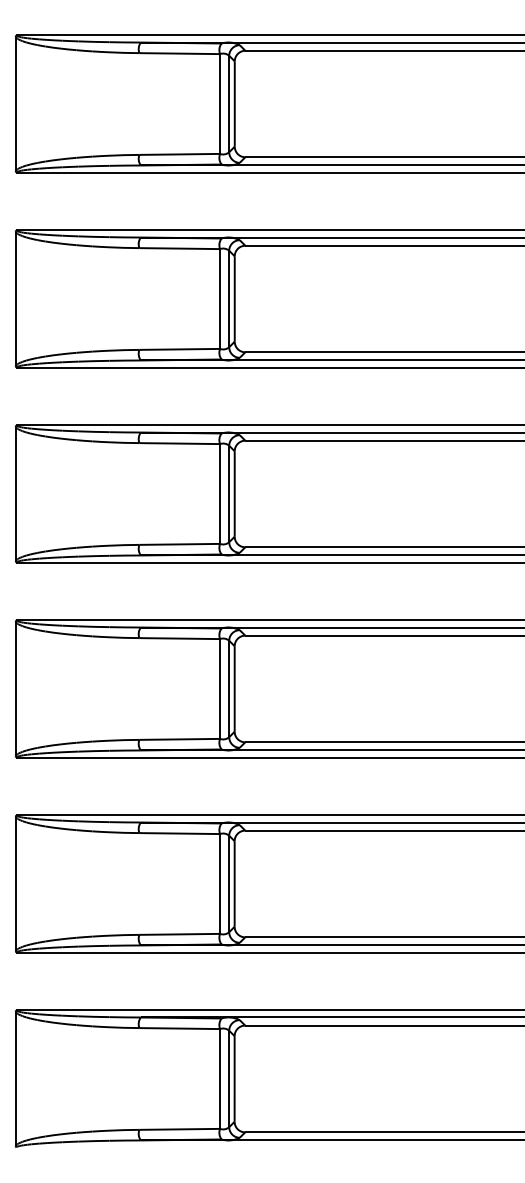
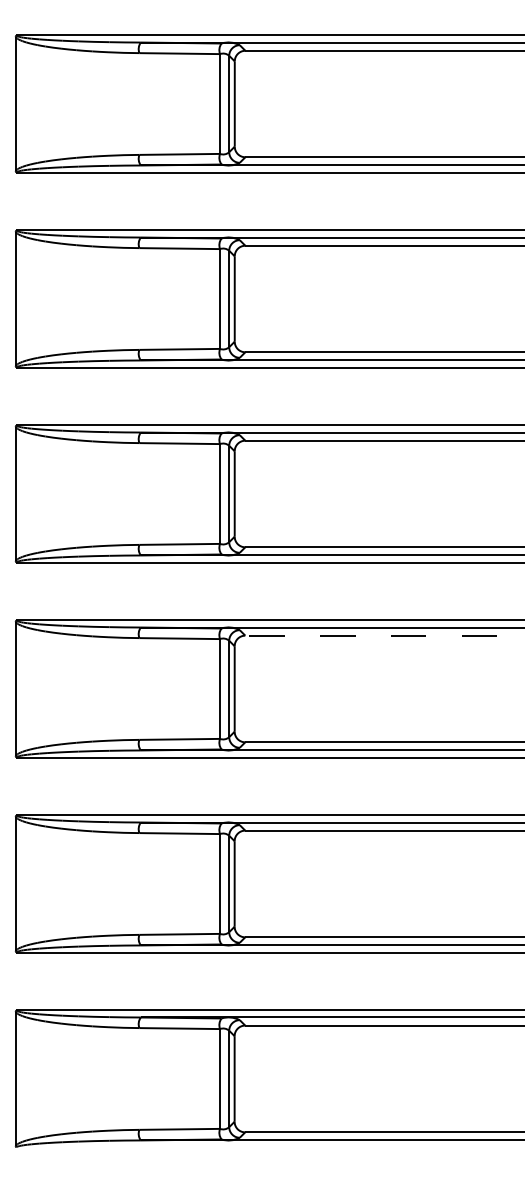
line: solid -> dashed (384, 635)
